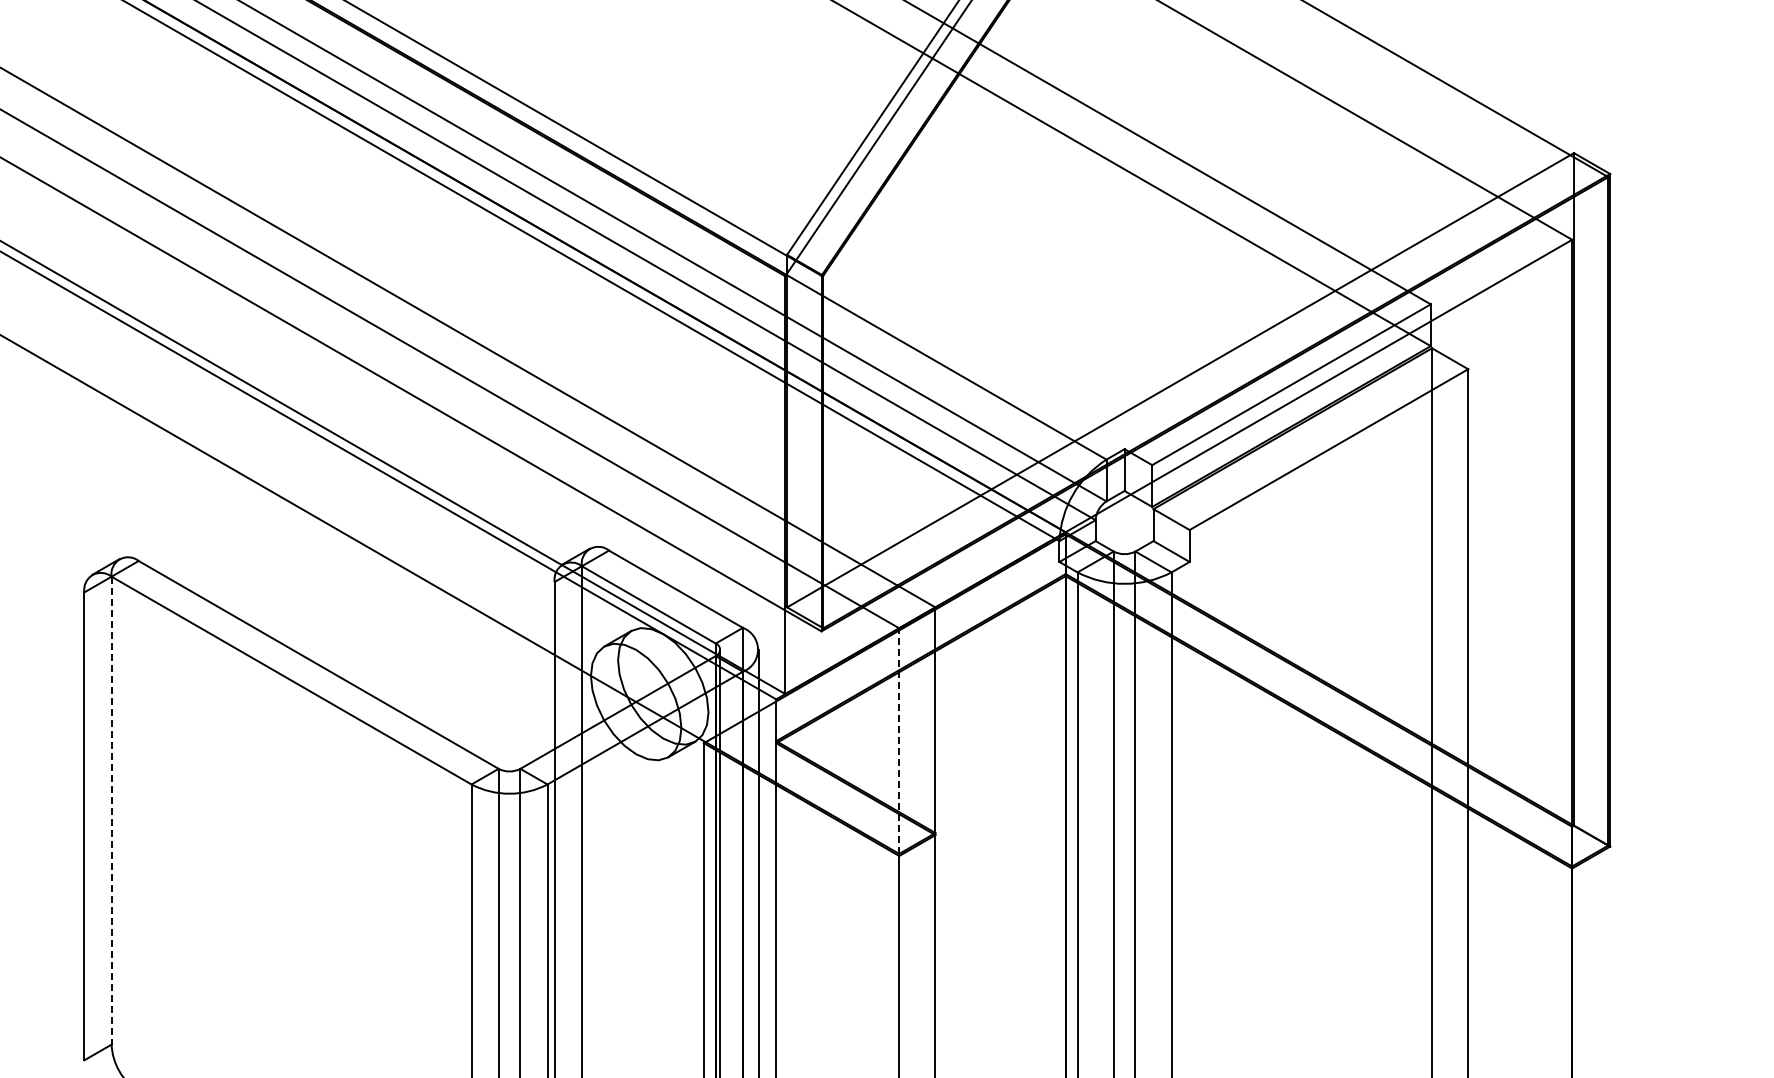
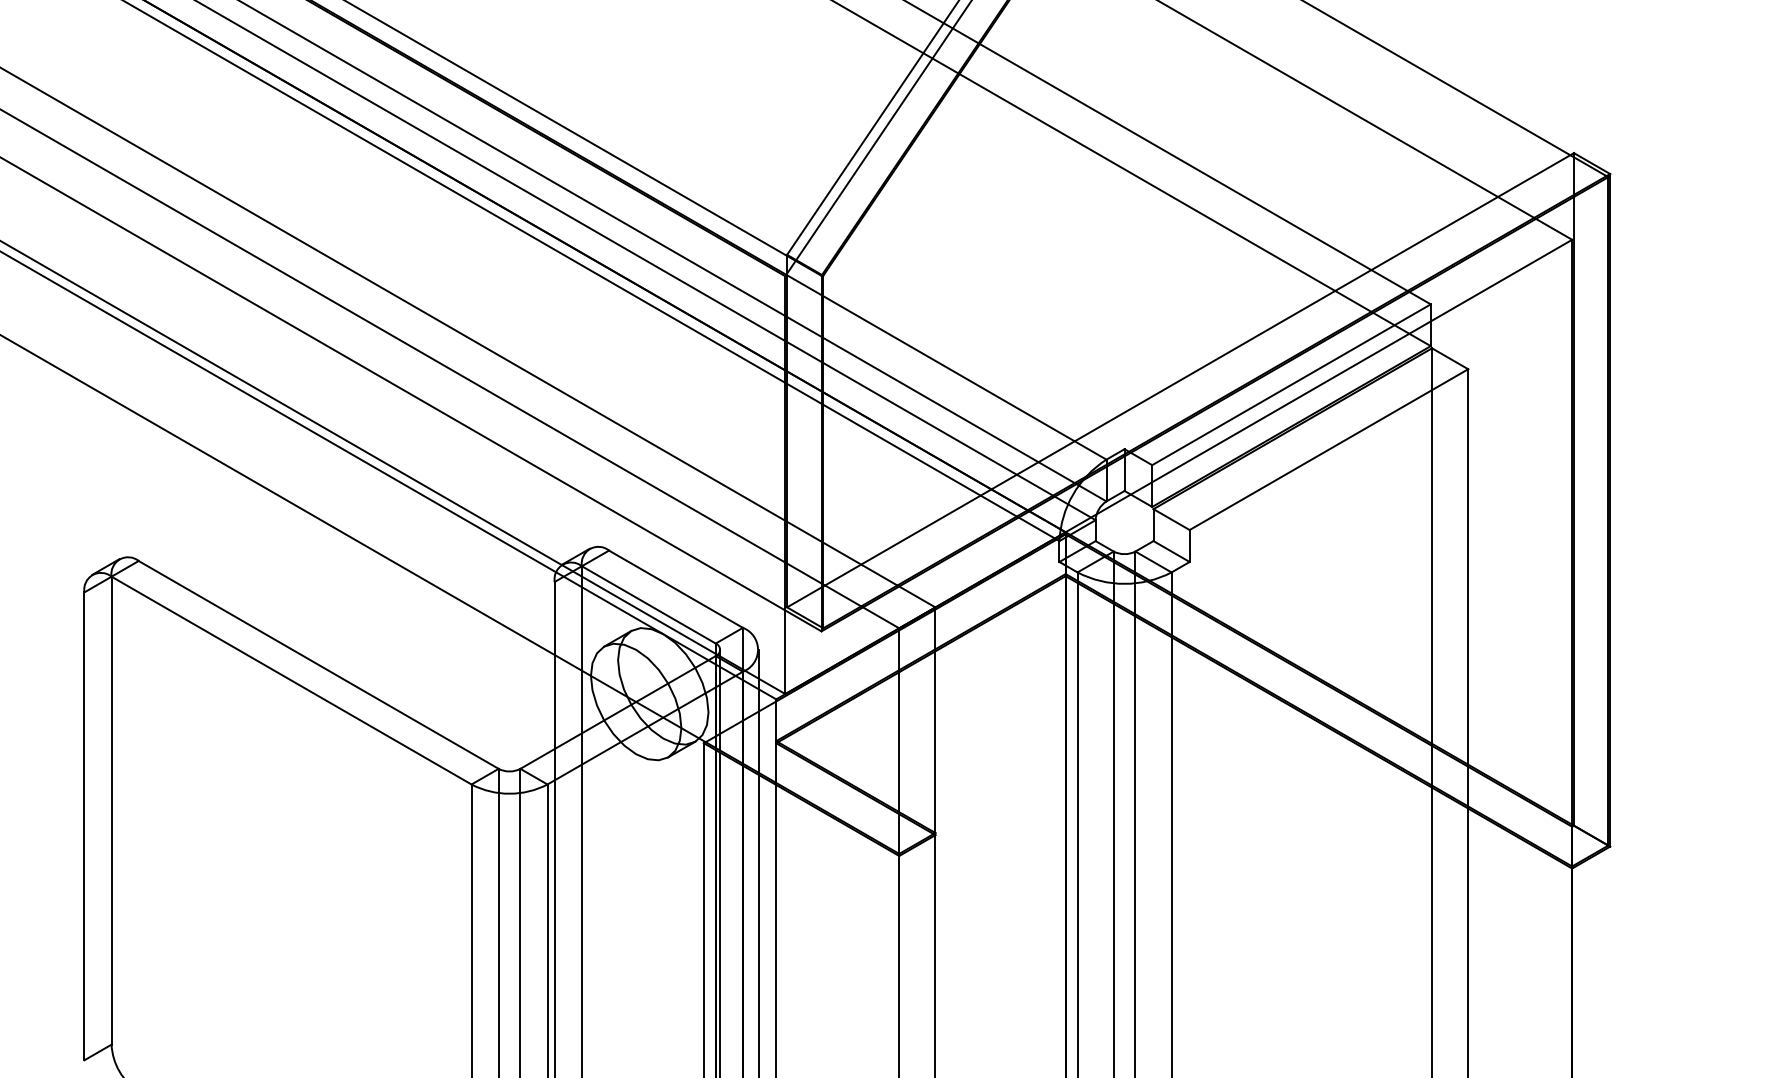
line: dashed -> solid (899, 741)
line: dashed -> solid (111, 810)
